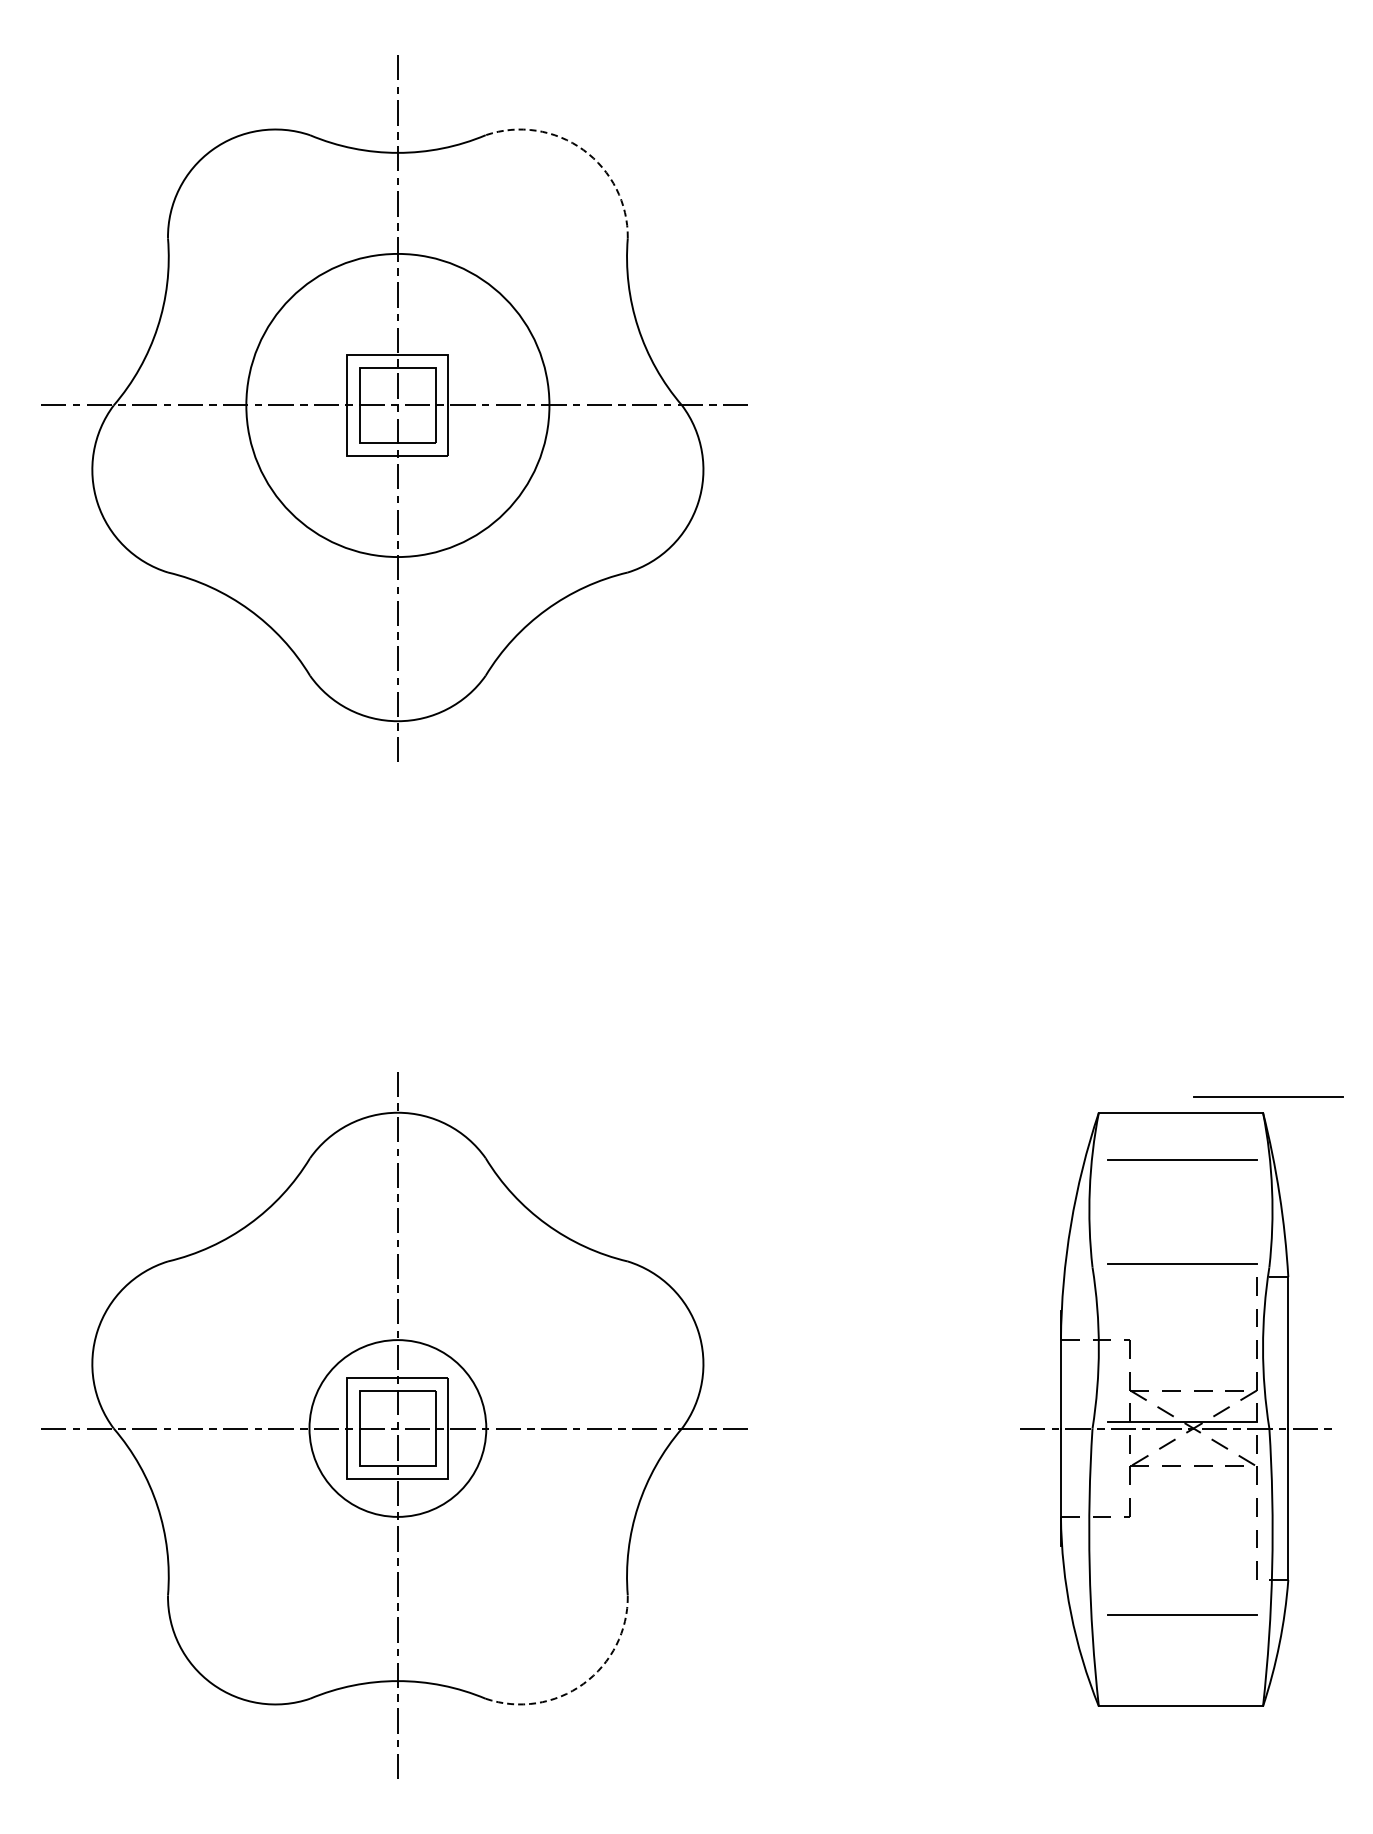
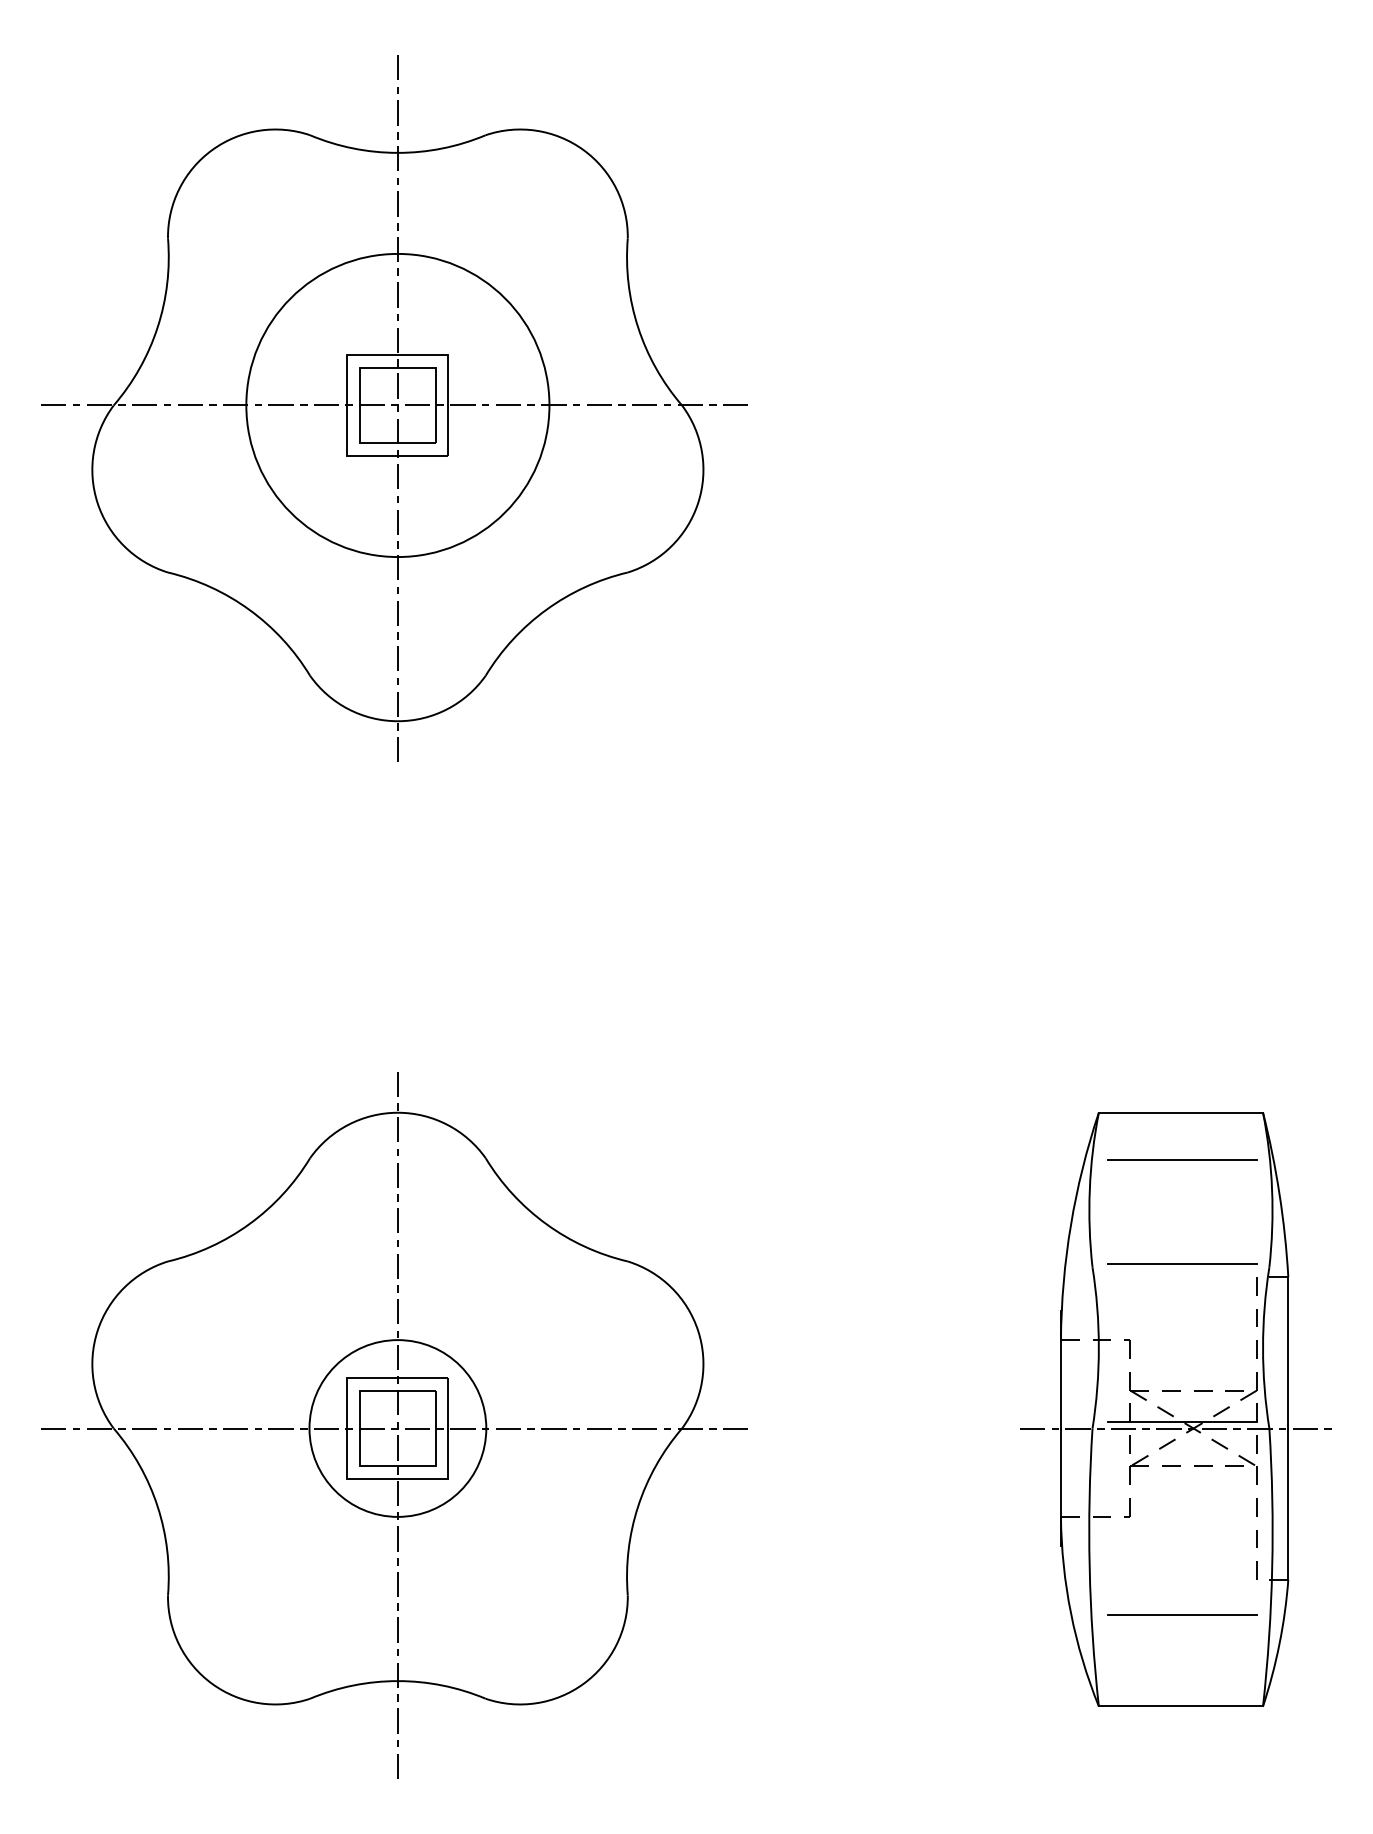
arc: dashed -> solid (583, 150)
line: present -> none (1268, 1096)
arc: dashed -> solid (583, 1683)
